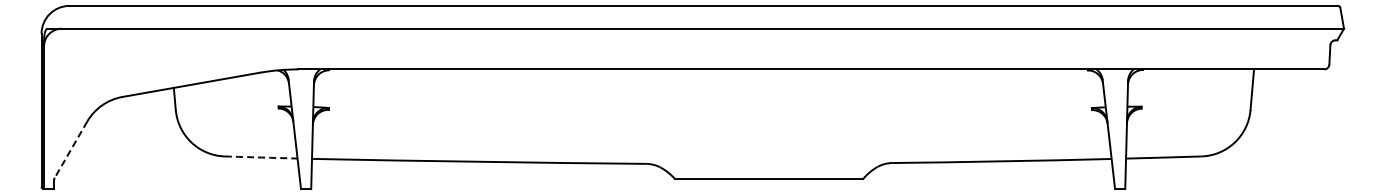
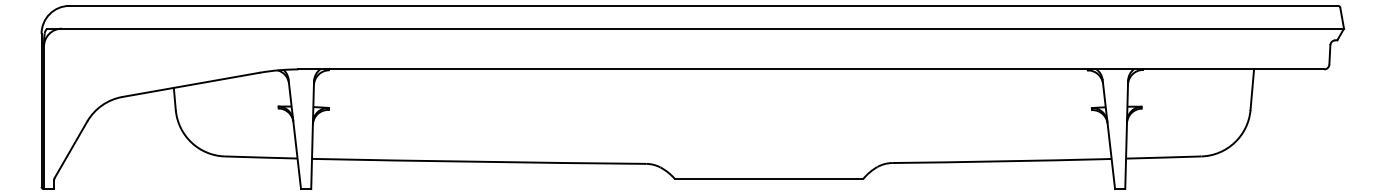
line: dashed -> solid (70, 150)
arc: dashed -> solid (261, 157)
